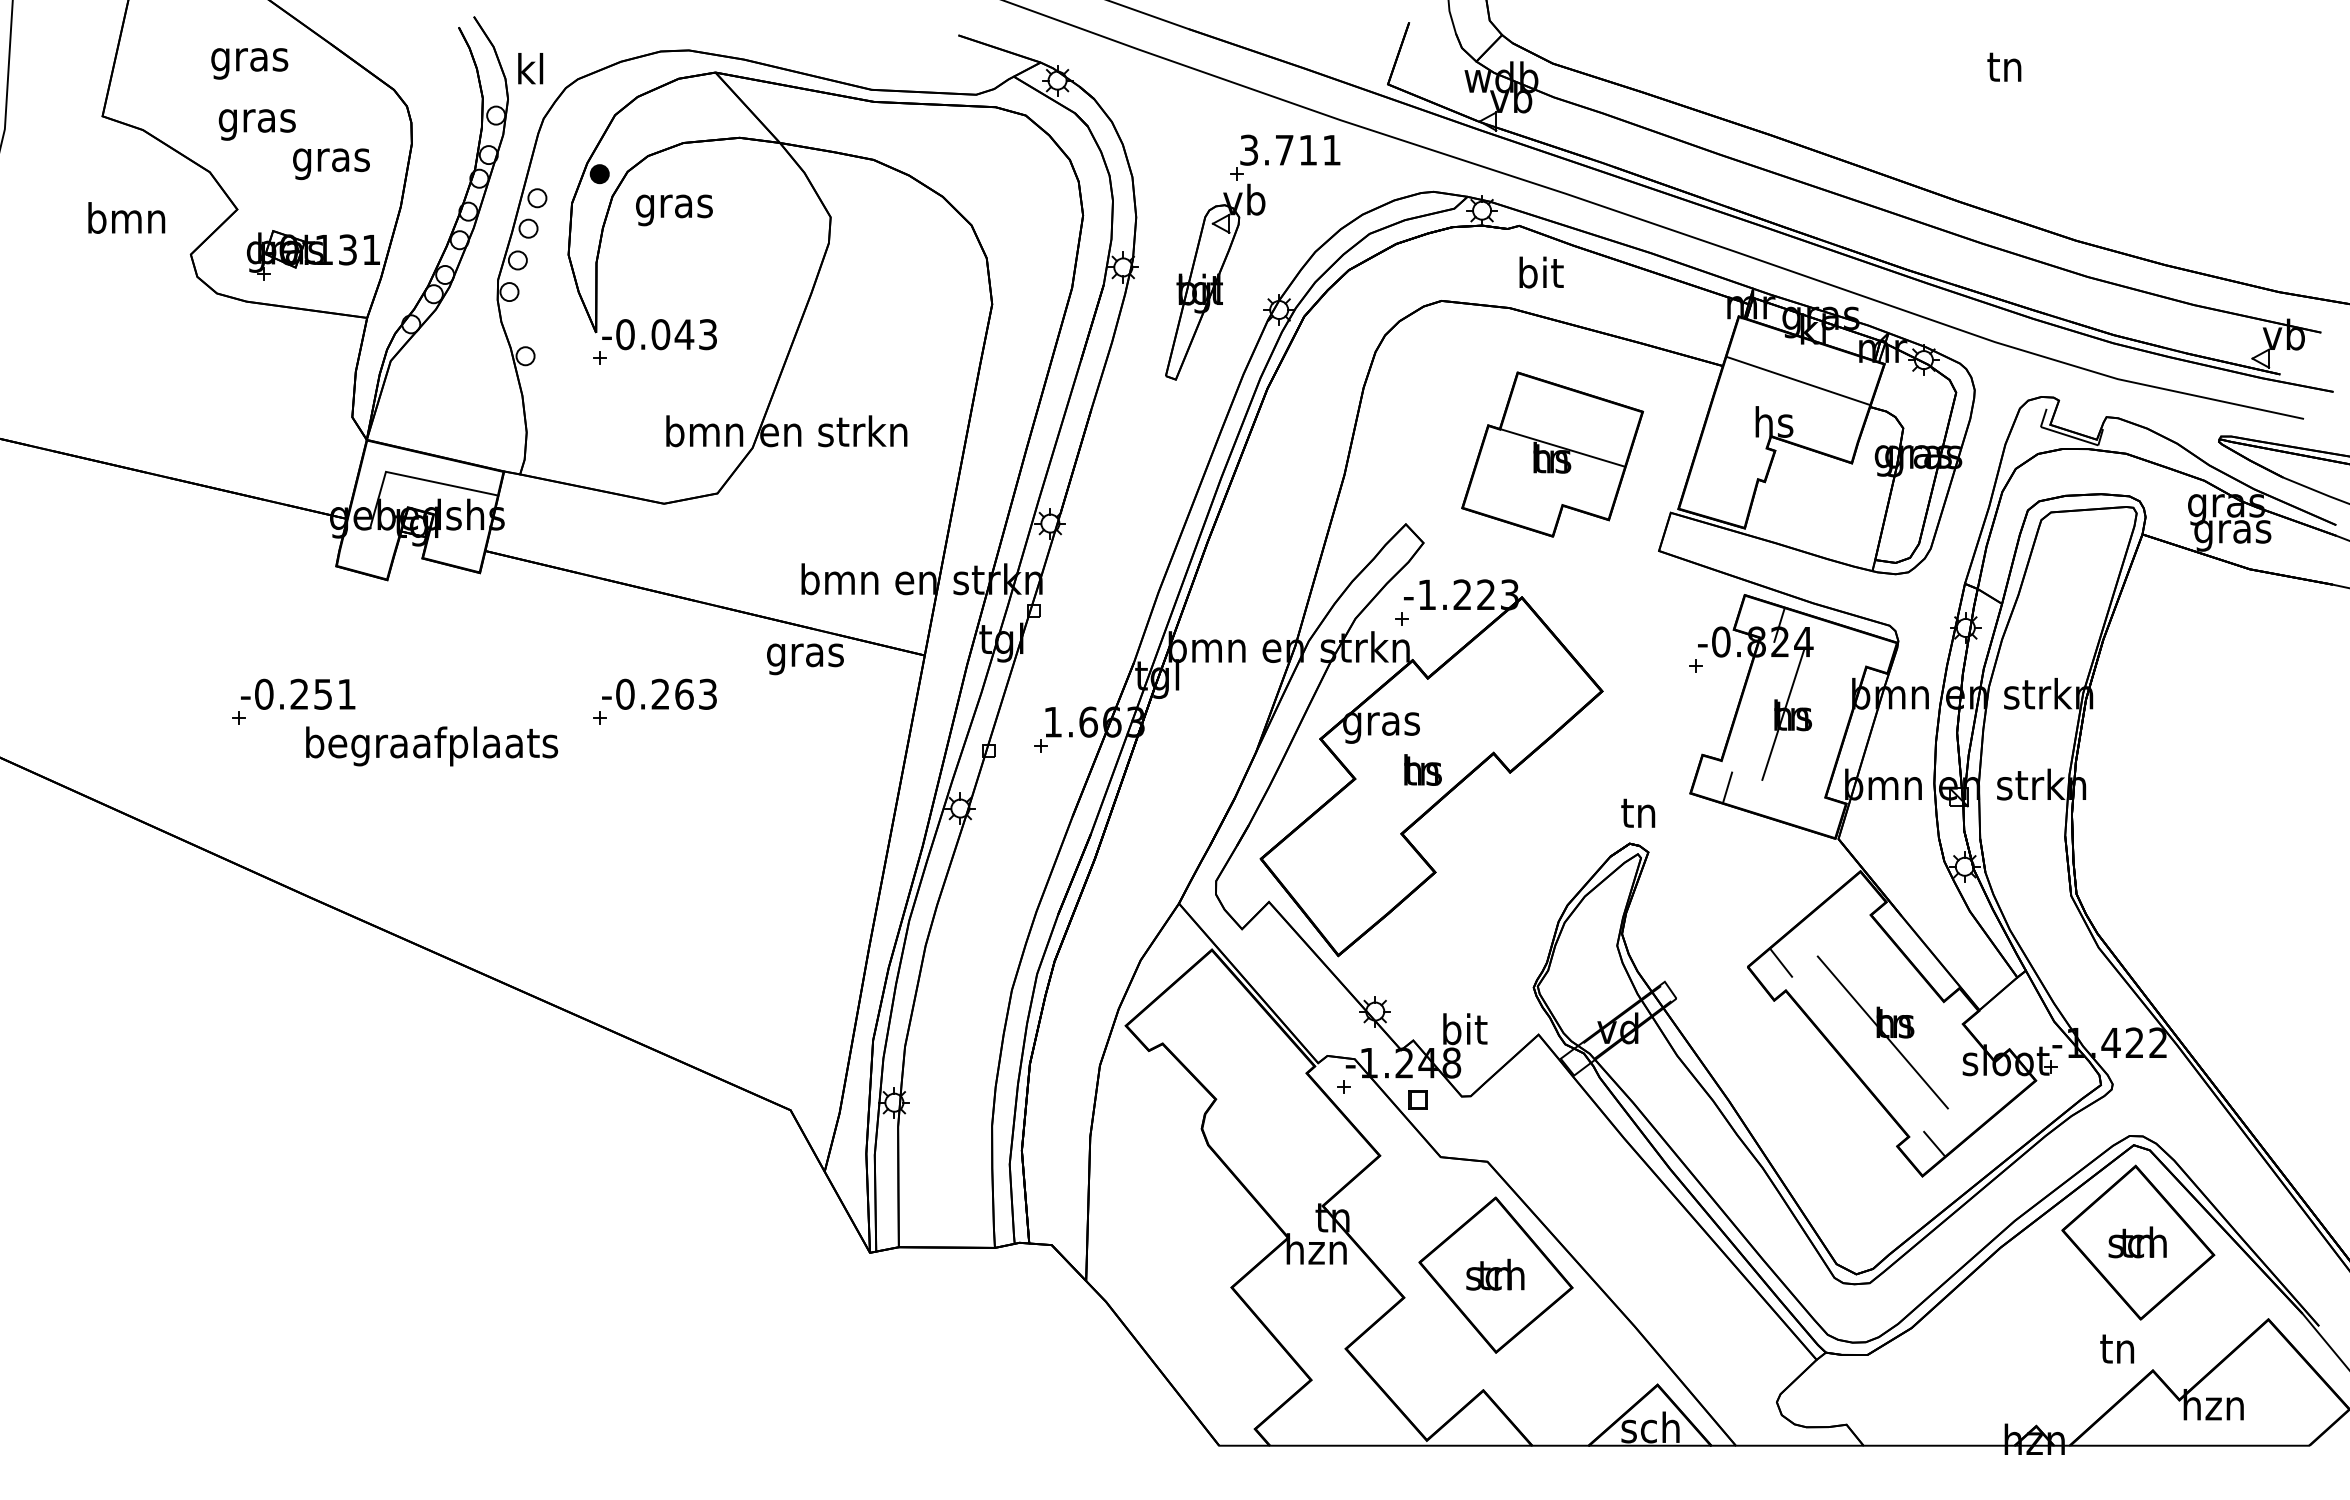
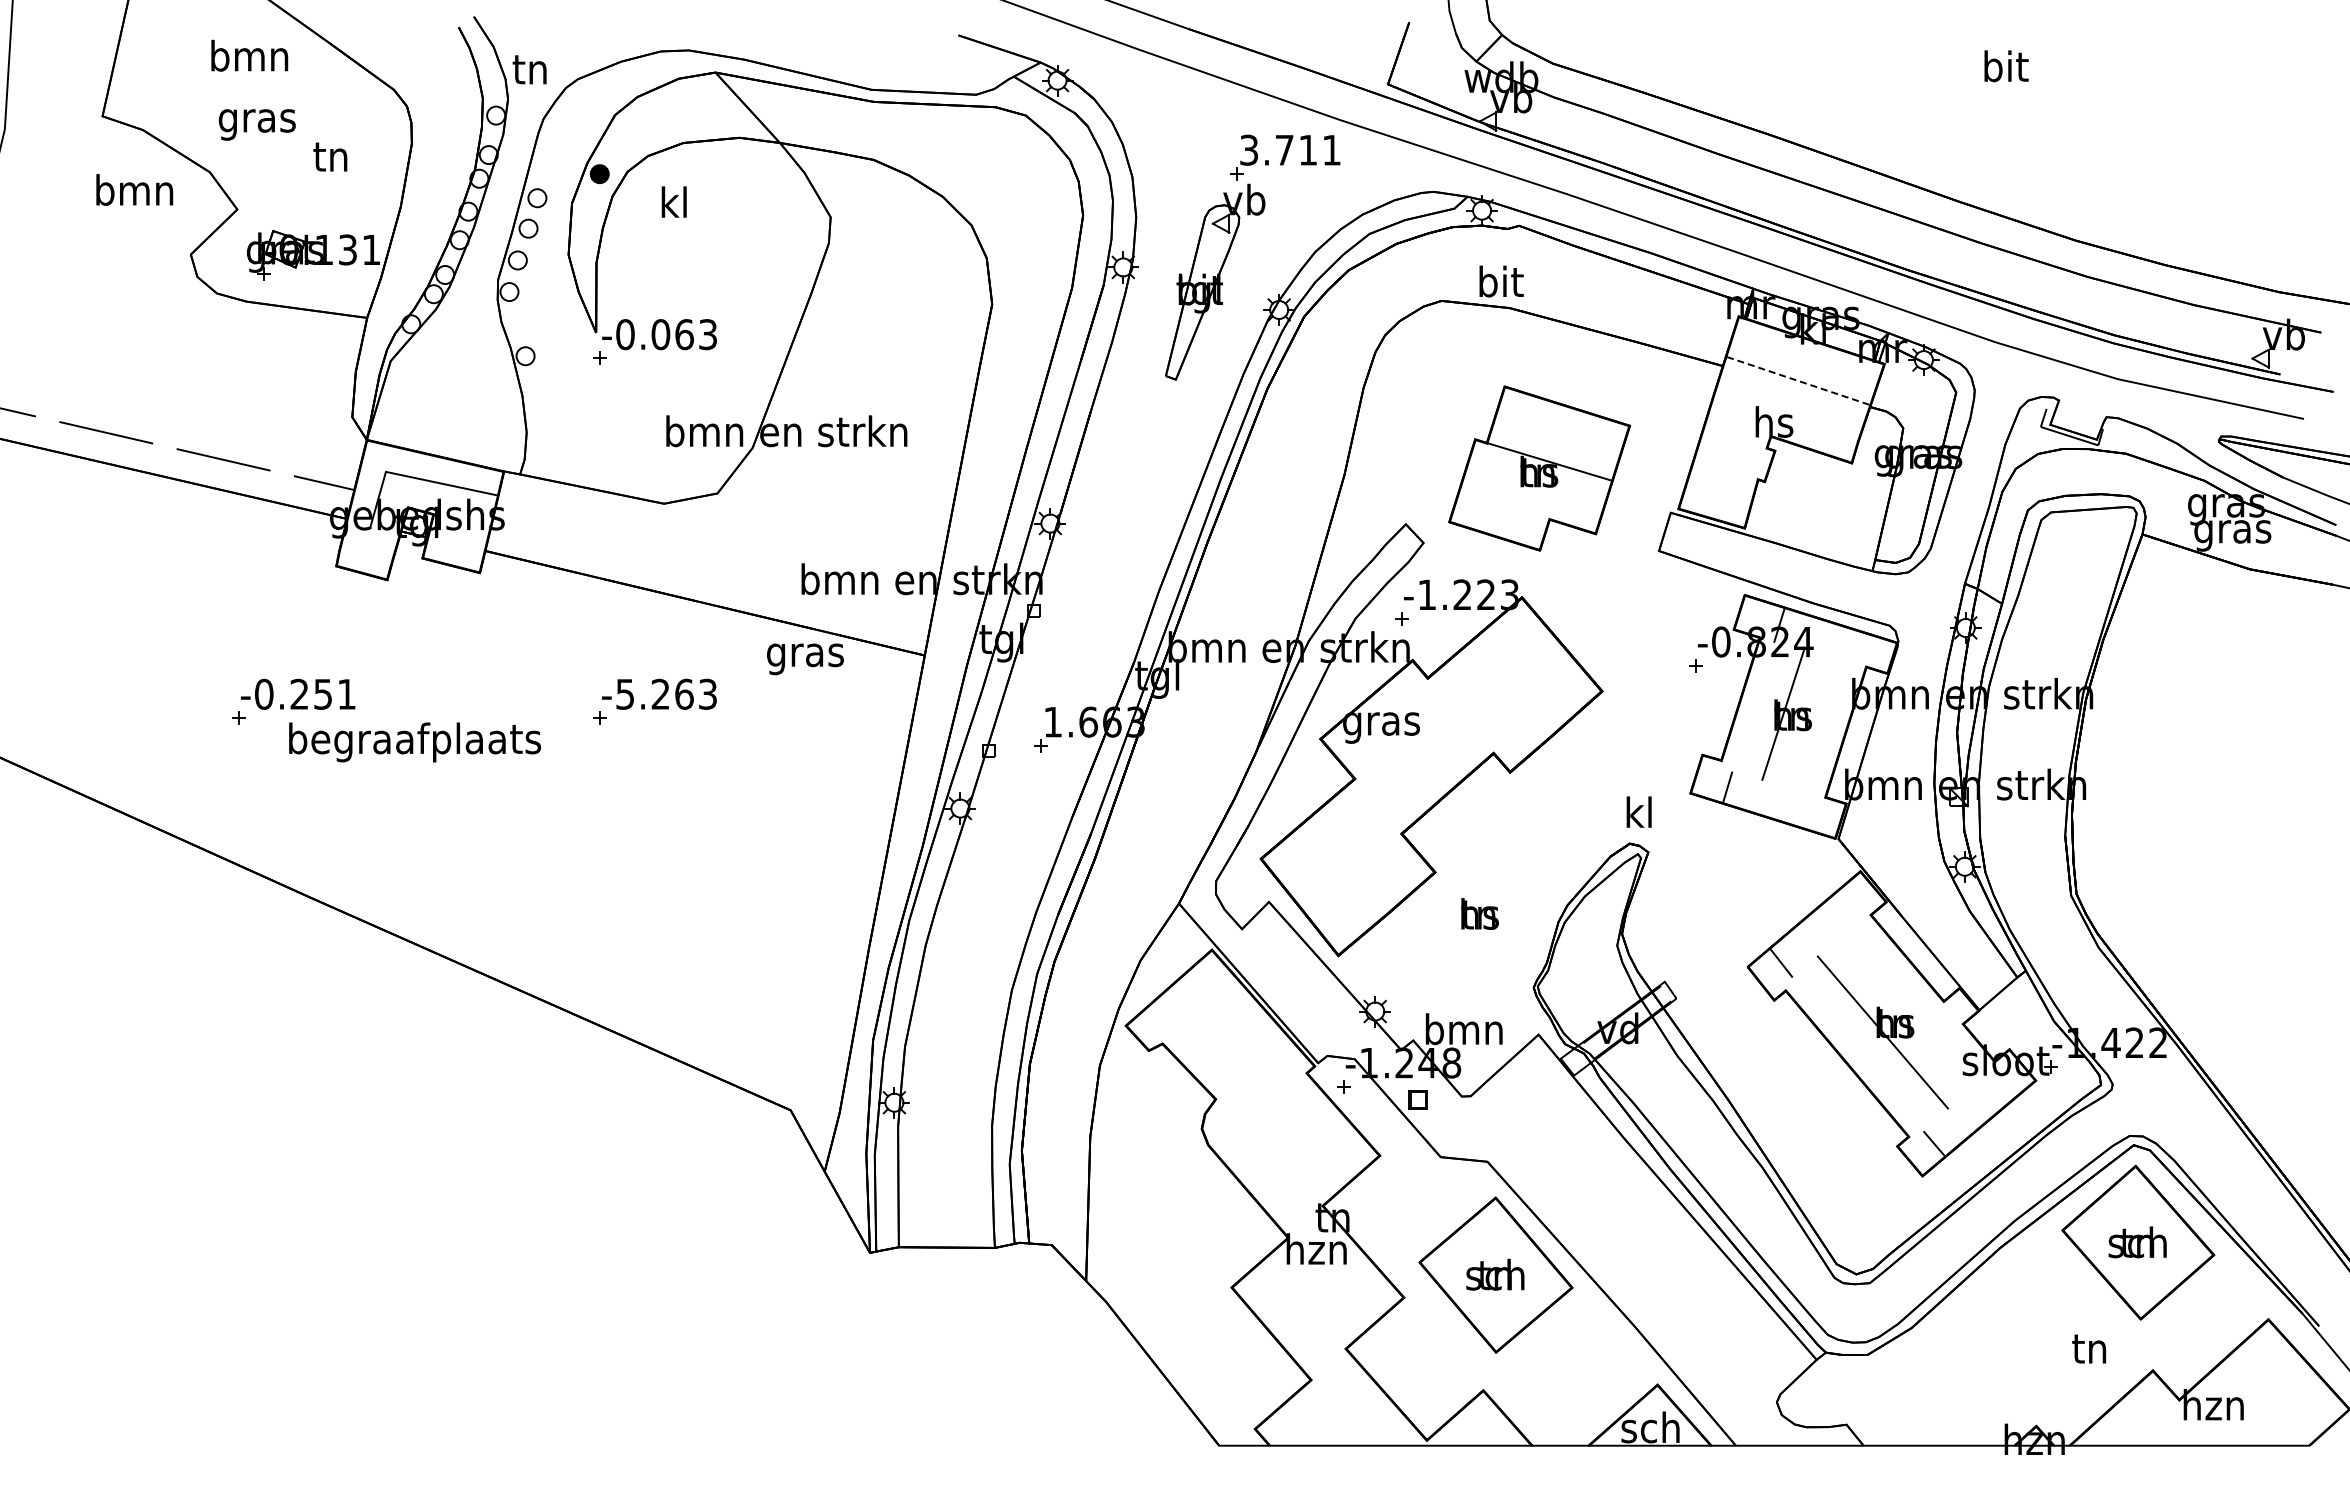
text: gras -> bmn (249, 59)
text: tn -> bit (2006, 66)
text: kl -> tn (529, 68)
text: gras -> tn (331, 161)
text: gras -> kl (674, 206)
text position: (126, 217) -> (134, 189) (134, 189)
text position: (1541, 272) -> (1501, 281) (1501, 281)
text: -0.043 -> -0.063 (684, 334)
line: solid -> dashed (1798, 381)
part position: (1552, 454) -> (1539, 468) (1539, 468)
line position: (174, 479) -> (178, 449) (178, 449)
text: -0.263 -> -5.263 (625, 693)
text position: (432, 746) -> (415, 742) (415, 742)
text position: (1422, 769) -> (1479, 913) (1479, 913)
text: tn -> kl (1638, 811)
text: bit -> bmn (1463, 1029)
text position: (2117, 1348) -> (2089, 1348) (2089, 1348)
